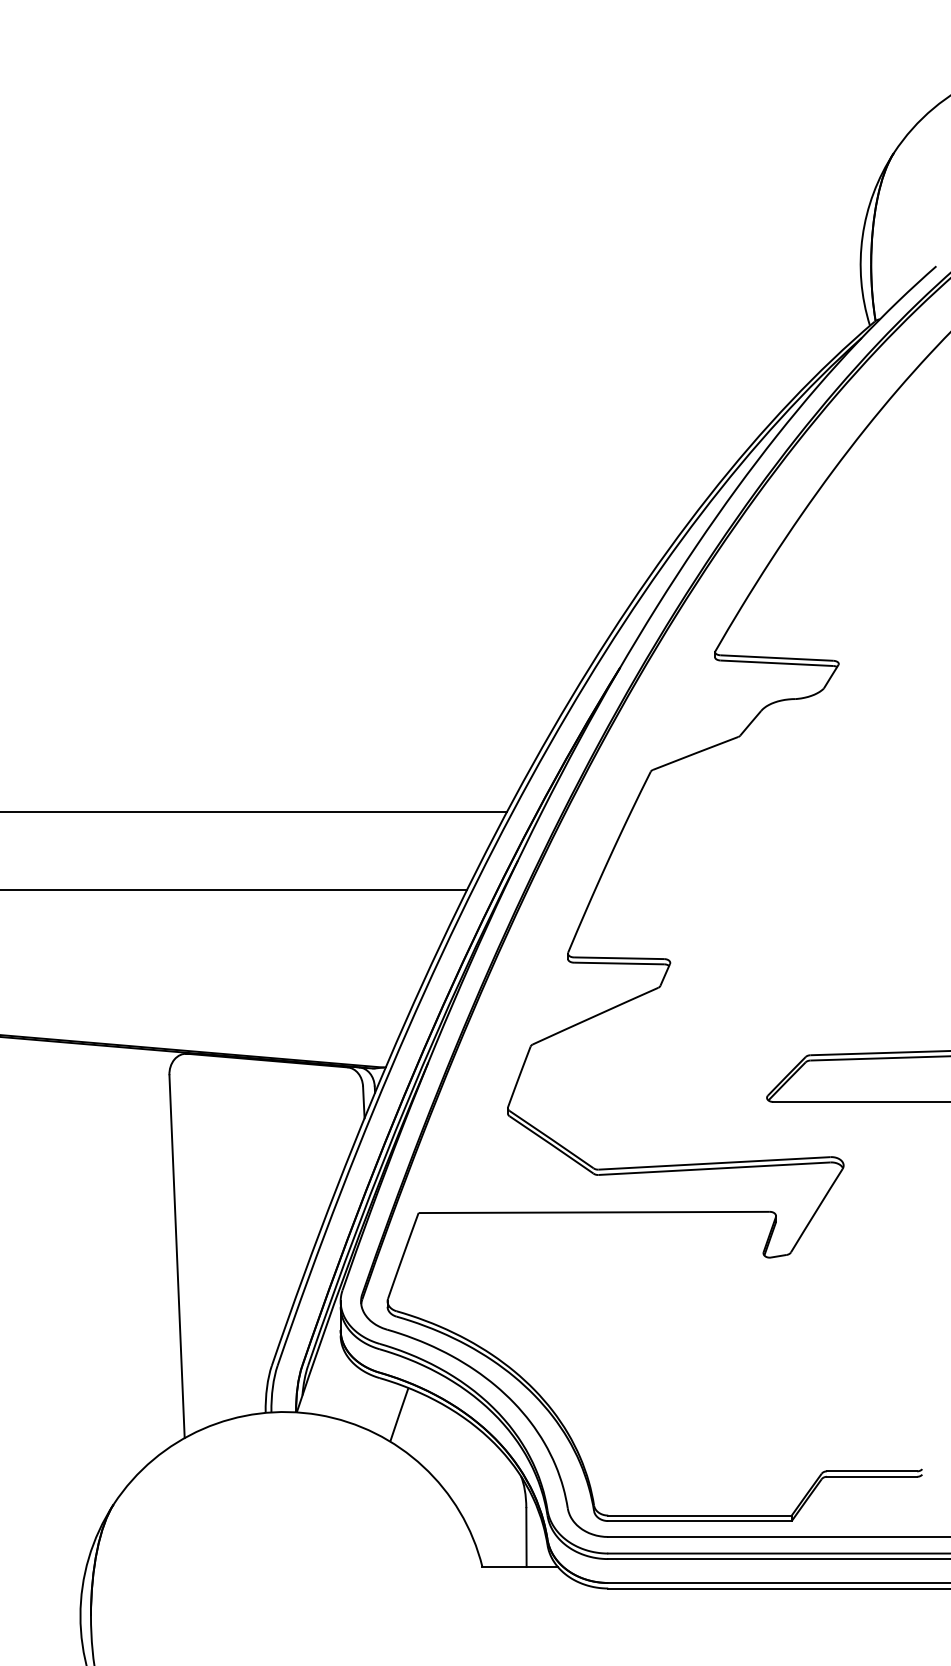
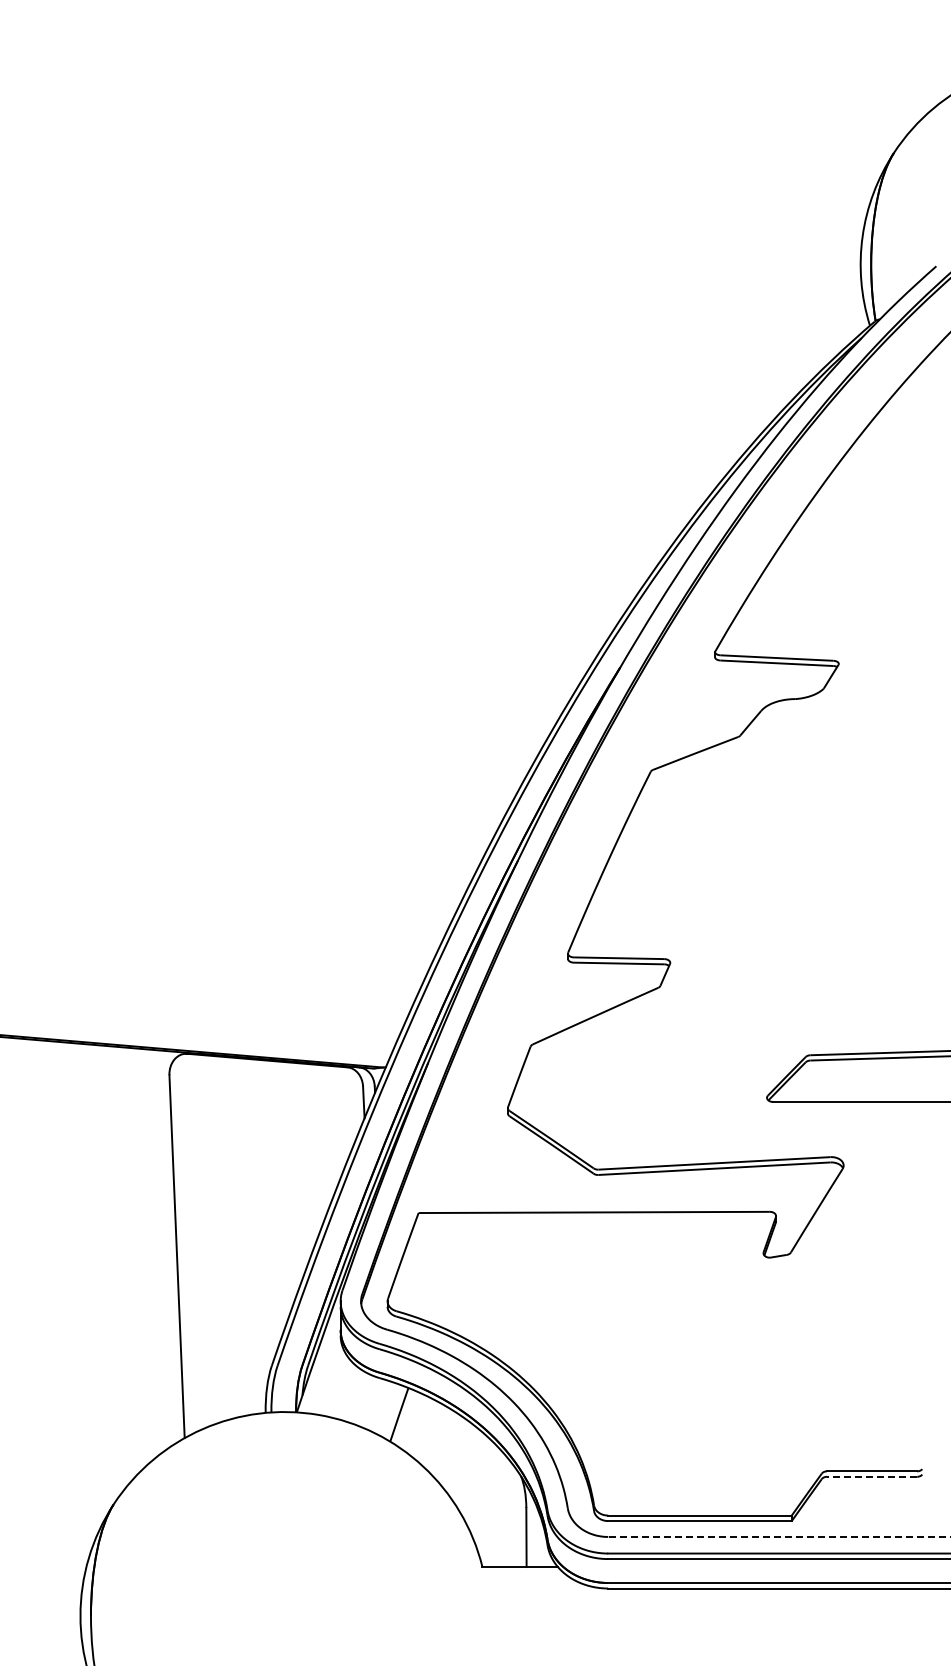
line: present -> none (254, 812)
line: present -> none (234, 889)
line: solid -> dashed (871, 1476)
line: solid -> dashed (779, 1536)
